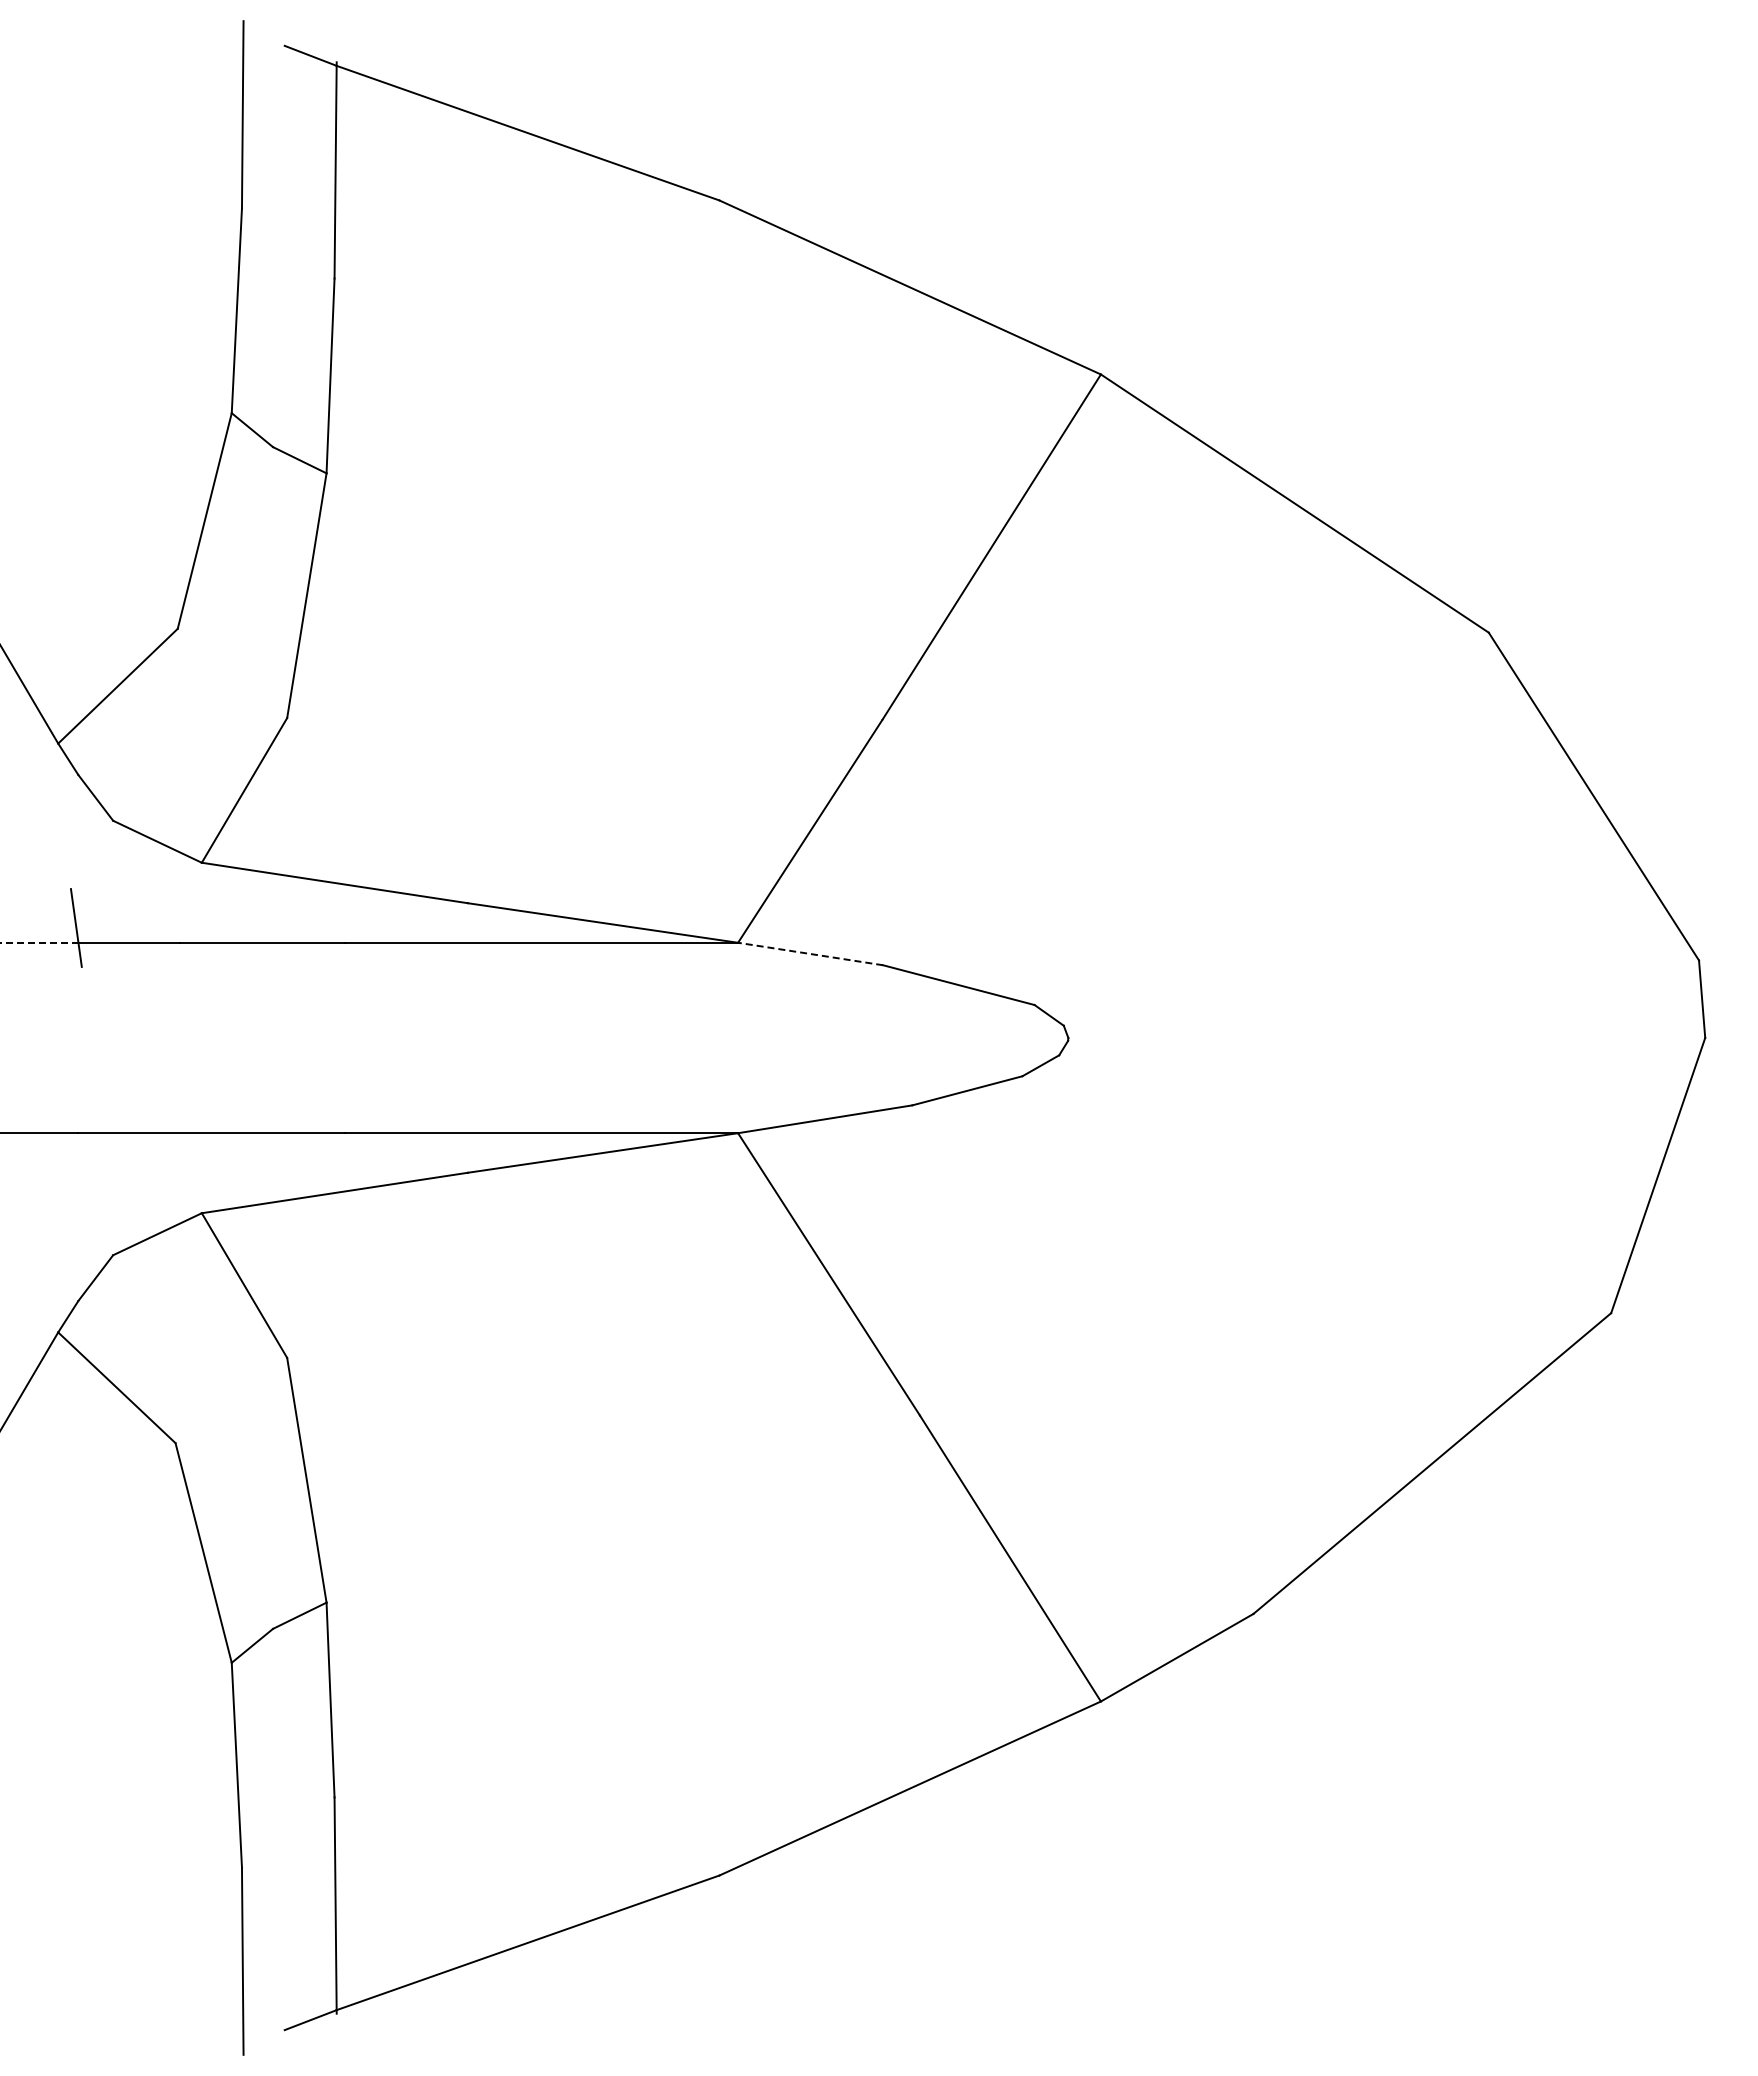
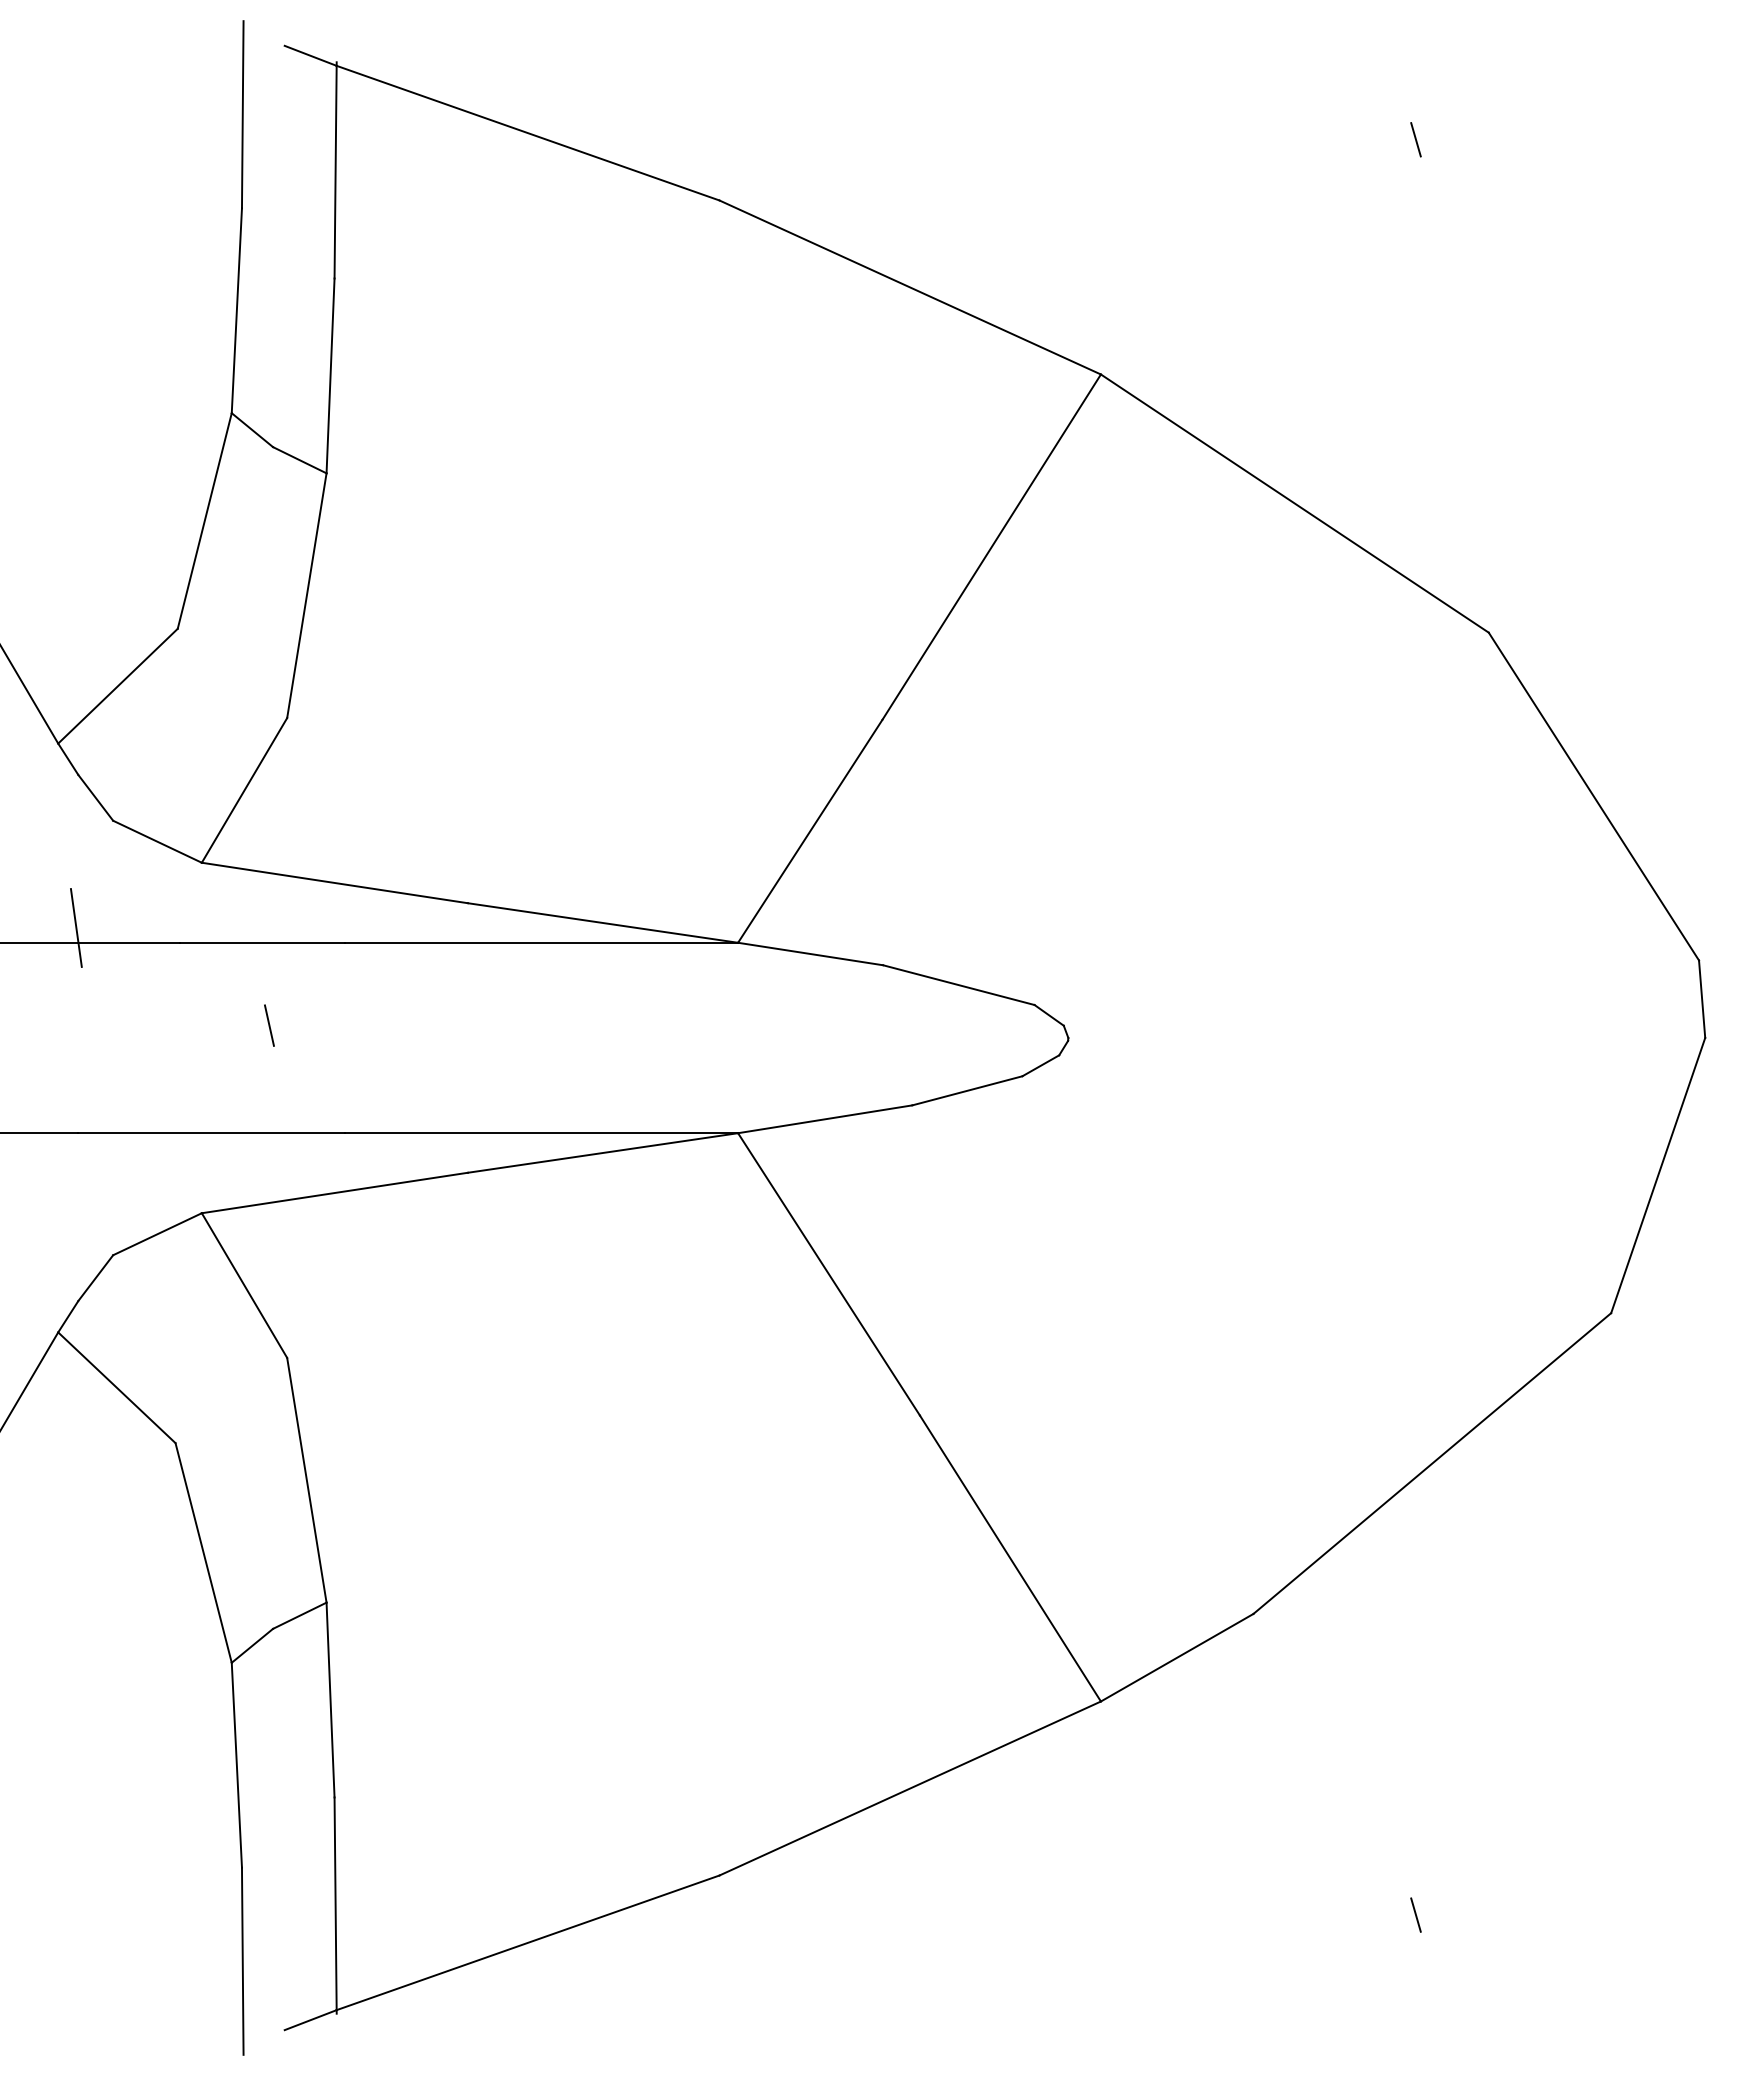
line: none -> present (1415, 139)
line: dashed -> solid (39, 942)
line: dashed -> solid (810, 953)
line: none -> present (268, 1025)
line: none -> present (1415, 1914)
